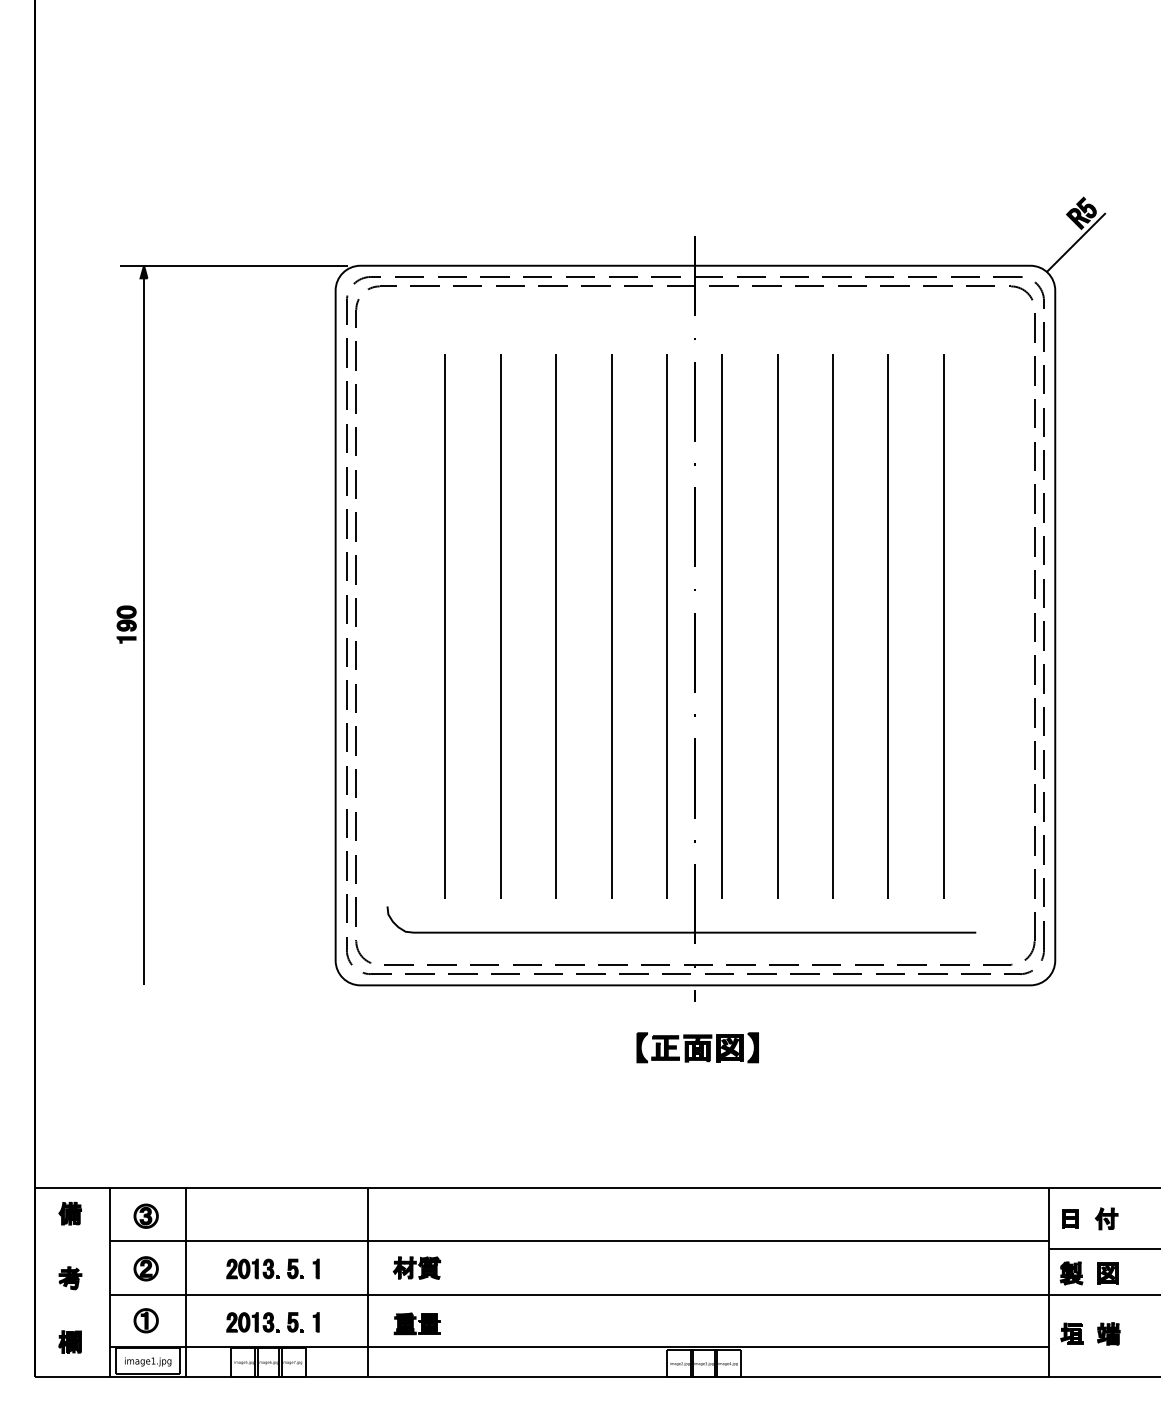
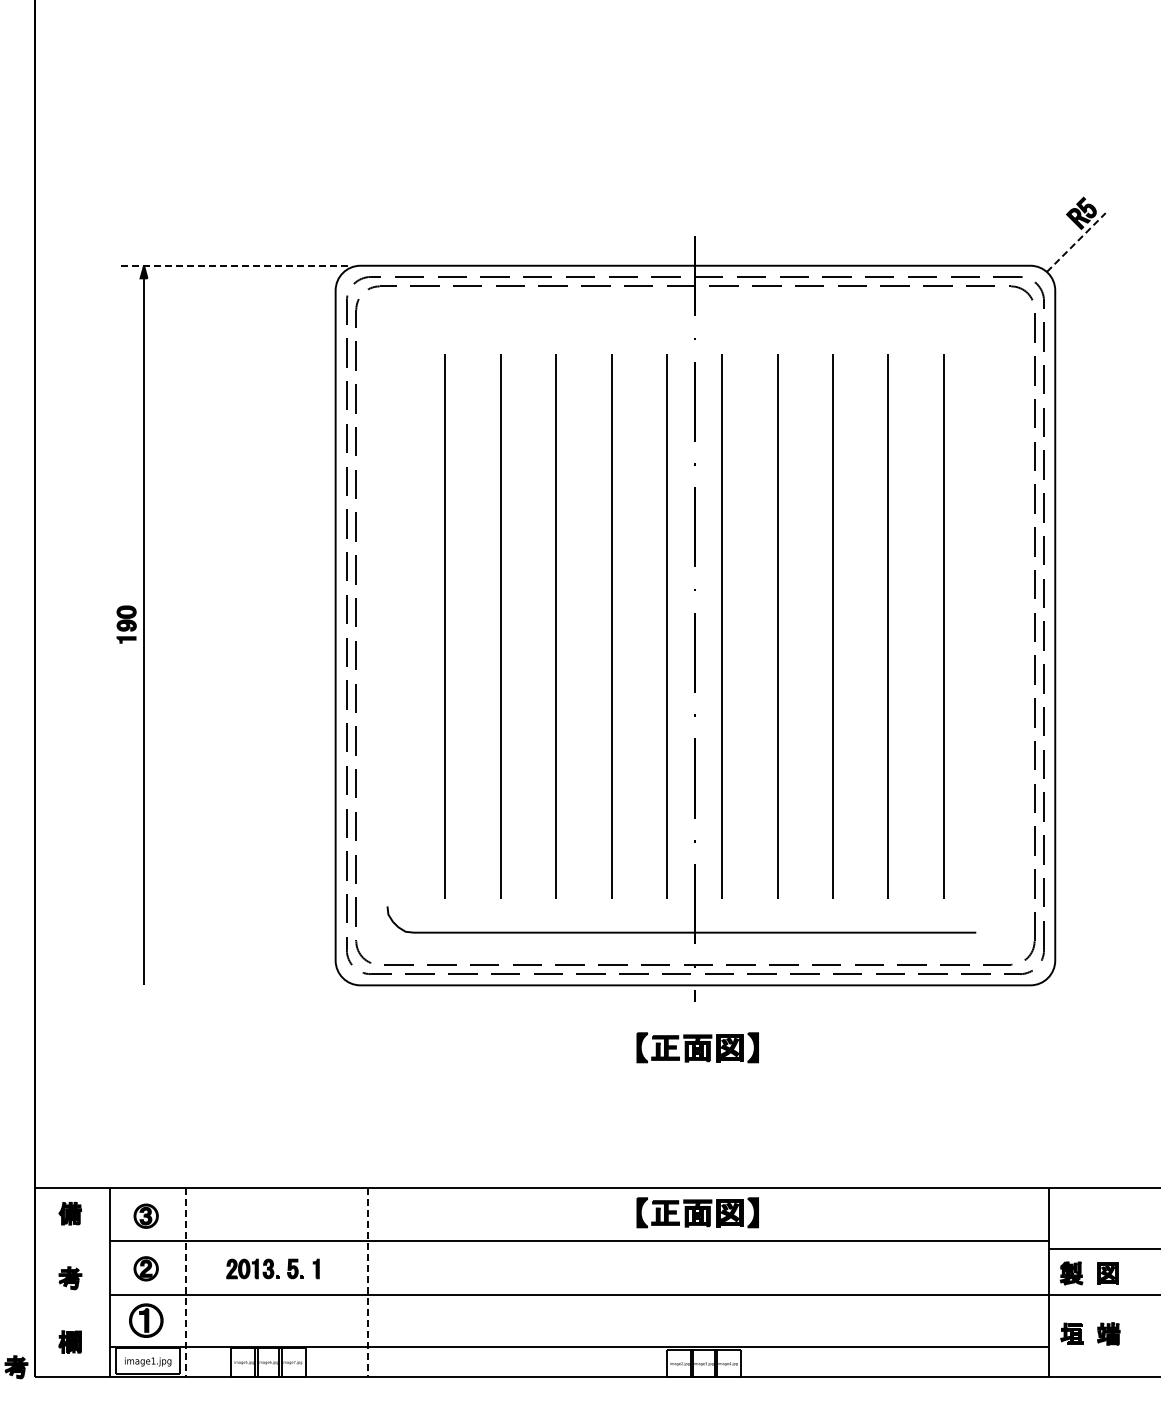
line: solid -> dashed (1076, 242)
line: solid -> dashed (233, 265)
part: none -> present (697, 1212)
part: present -> none (1090, 1218)
part: present -> none (416, 1267)
line: solid -> dashed (186, 1282)
line: solid -> dashed (367, 1282)
part size: 26x26 px -> 35x35 px (146, 1320)
part: present -> none (272, 1322)
part: present -> none (416, 1323)
part: none -> present (16, 1367)
